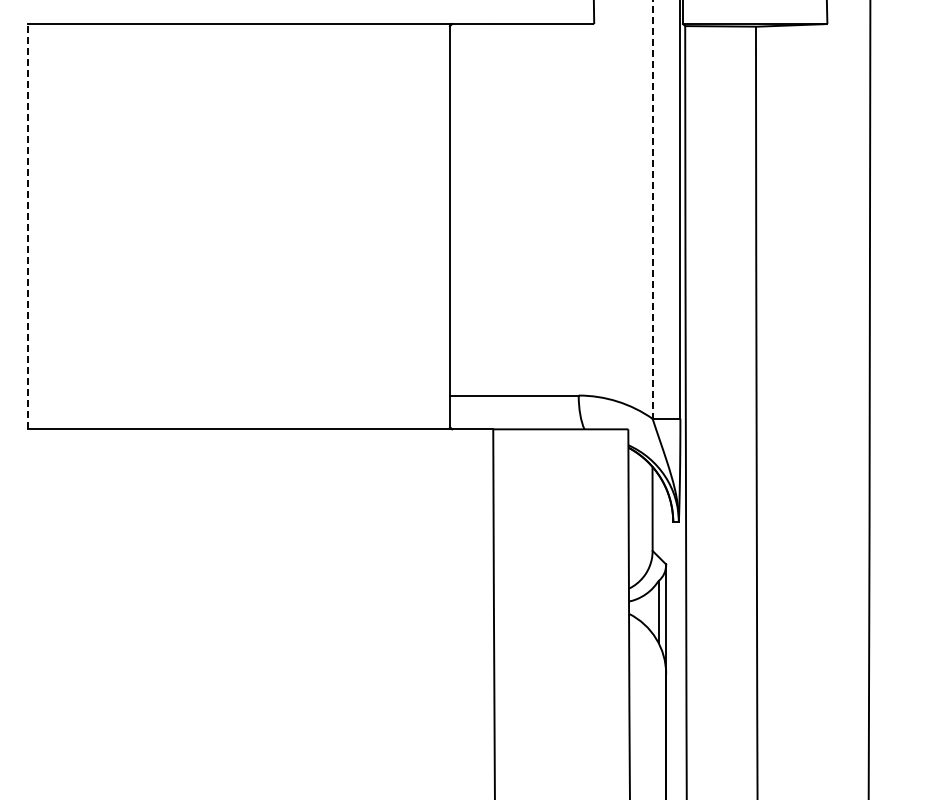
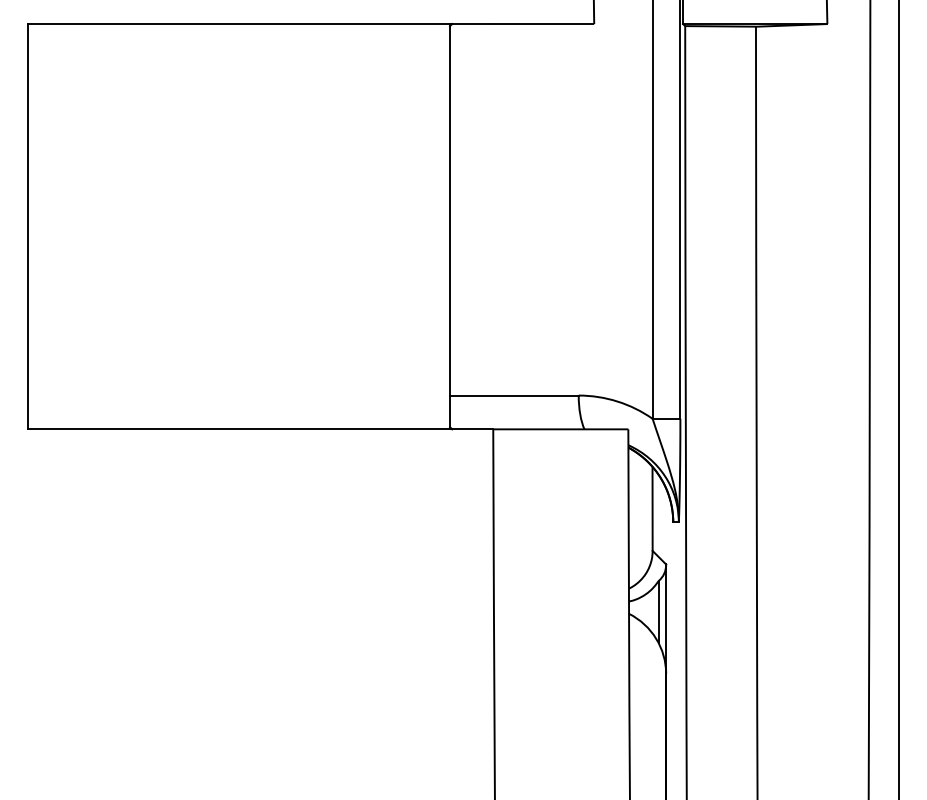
line: dashed -> solid (652, 209)
line: dashed -> solid (27, 226)
line: none -> present (899, 399)
